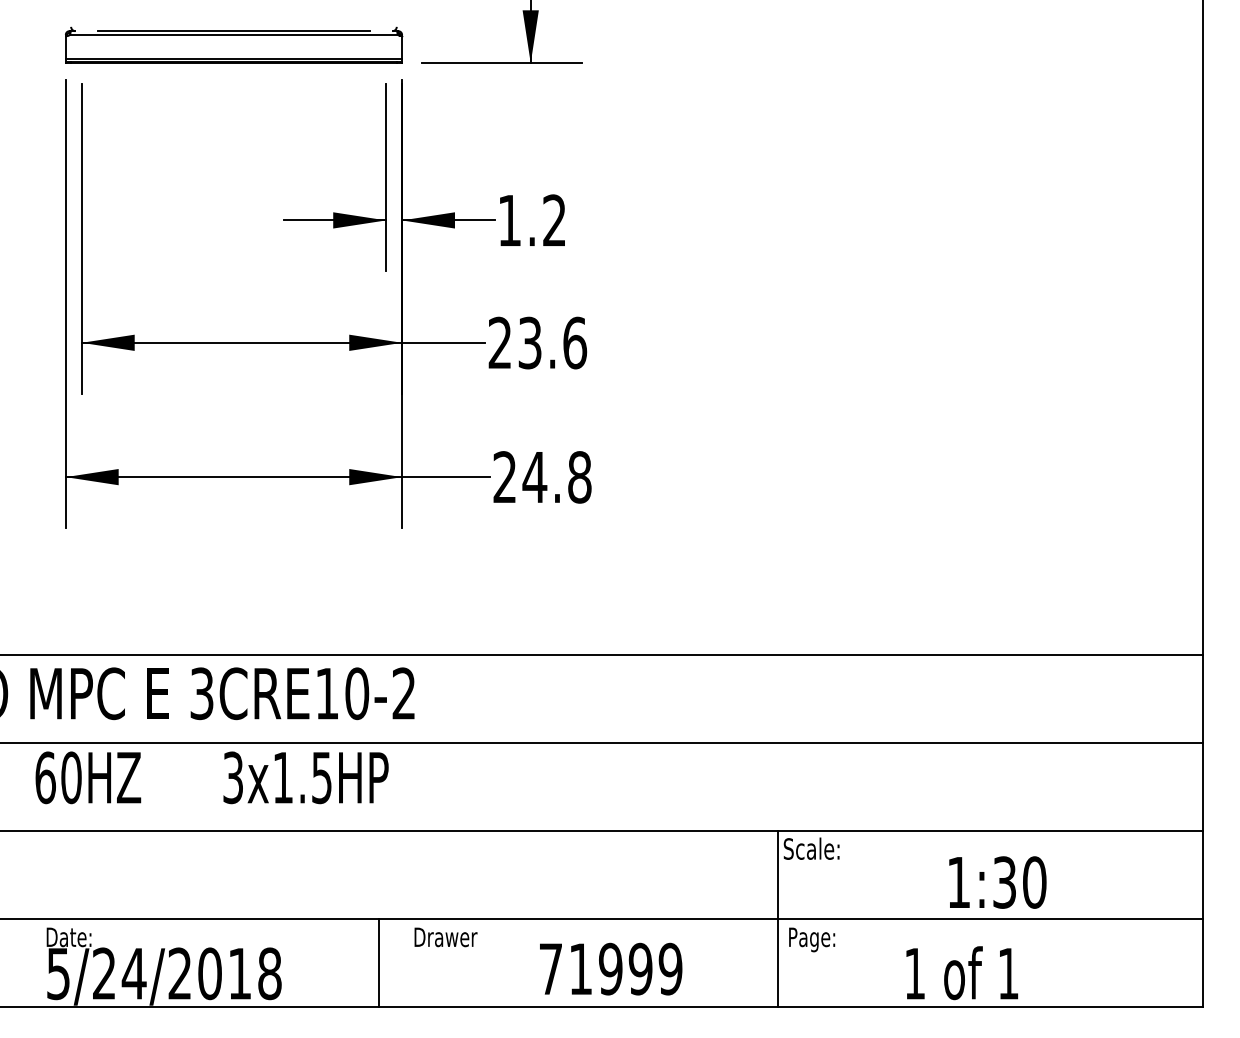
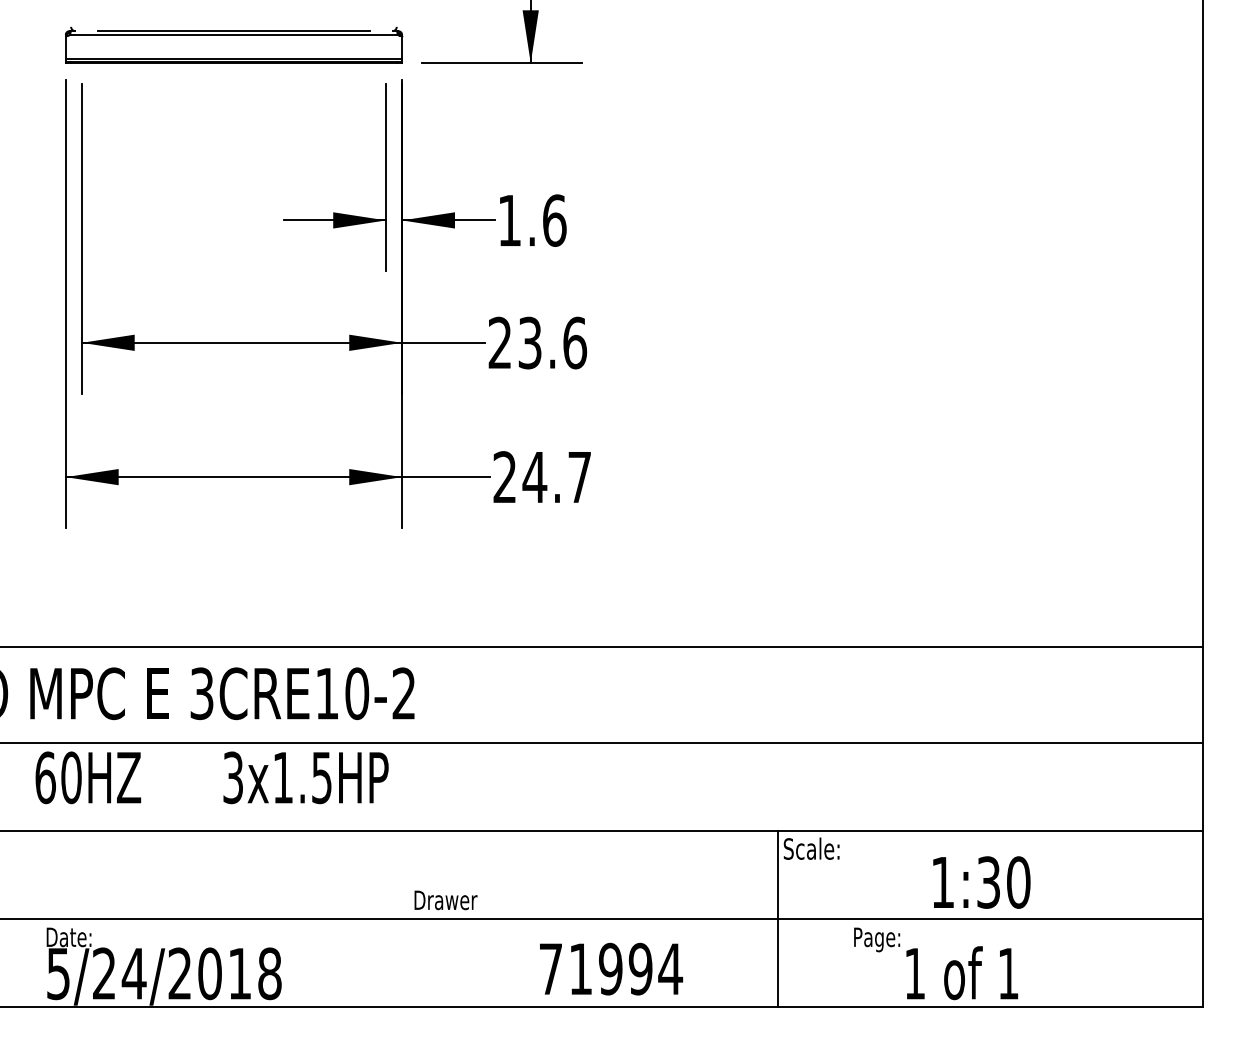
text: 1.2 -> 1.6 (554, 220)
text: 24.8 -> 24.7 (579, 477)
line position: (602, 654) -> (602, 646) (602, 646)
text position: (997, 882) -> (981, 882) (981, 882)
text position: (445, 937) -> (445, 900) (445, 900)
text position: (812, 939) -> (877, 939) (877, 939)
line: present -> none (379, 962)
text: 71999 -> 71994 (670, 968)
